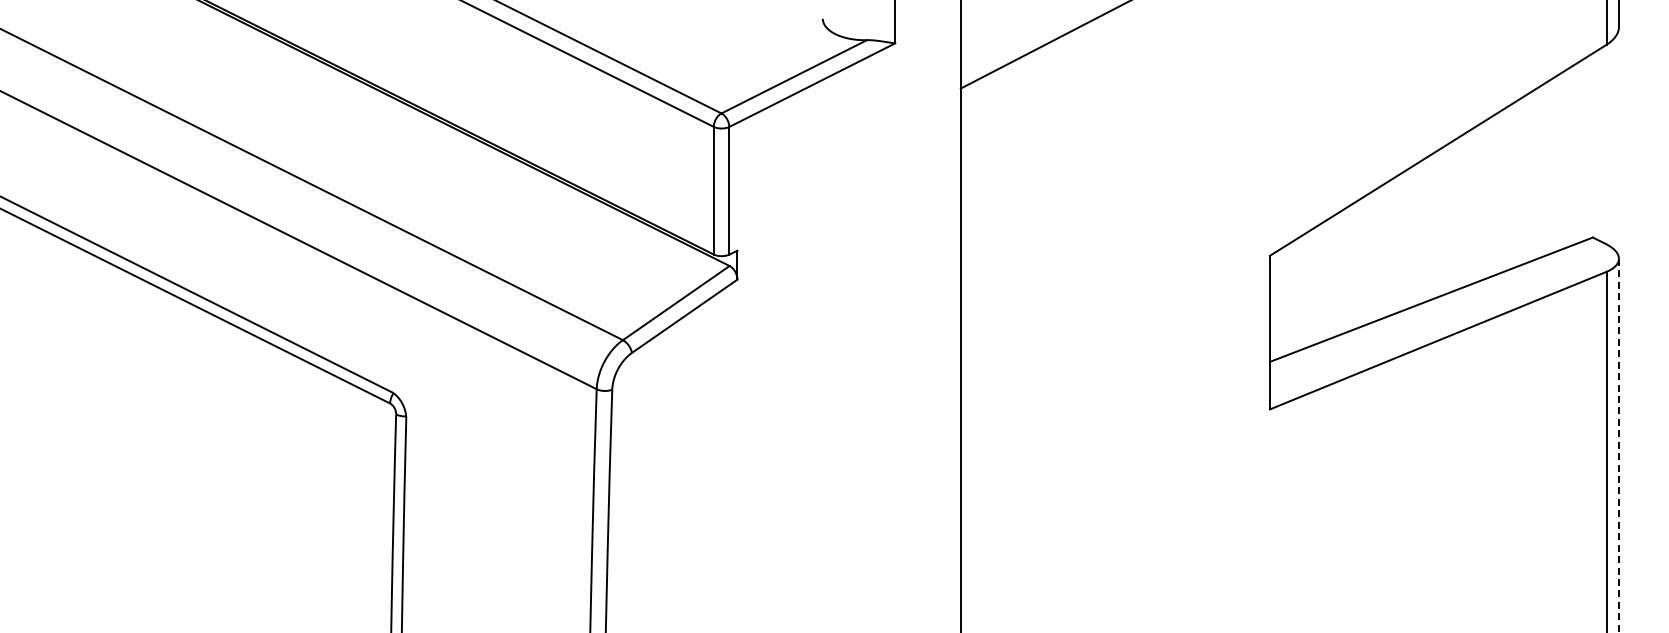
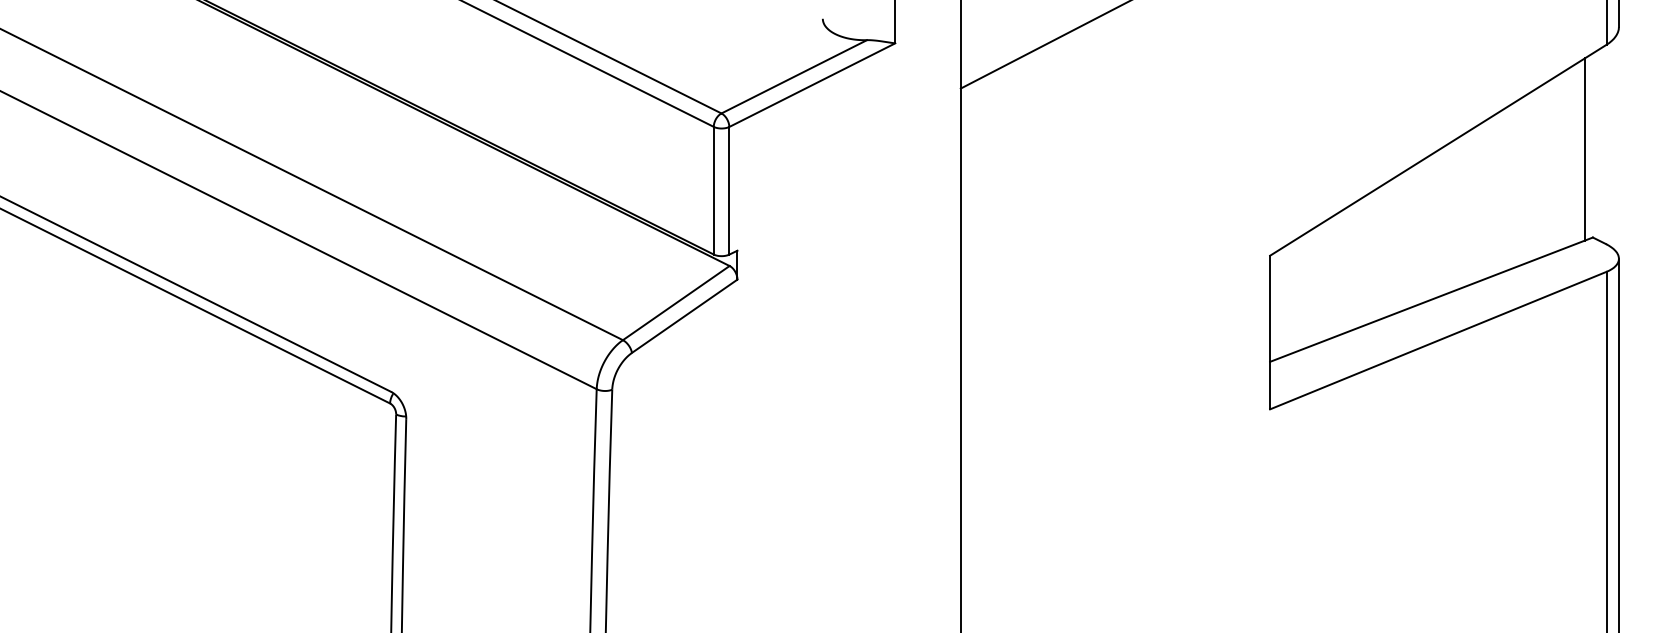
line: none -> present (1584, 149)
line: dashed -> solid (1618, 445)
